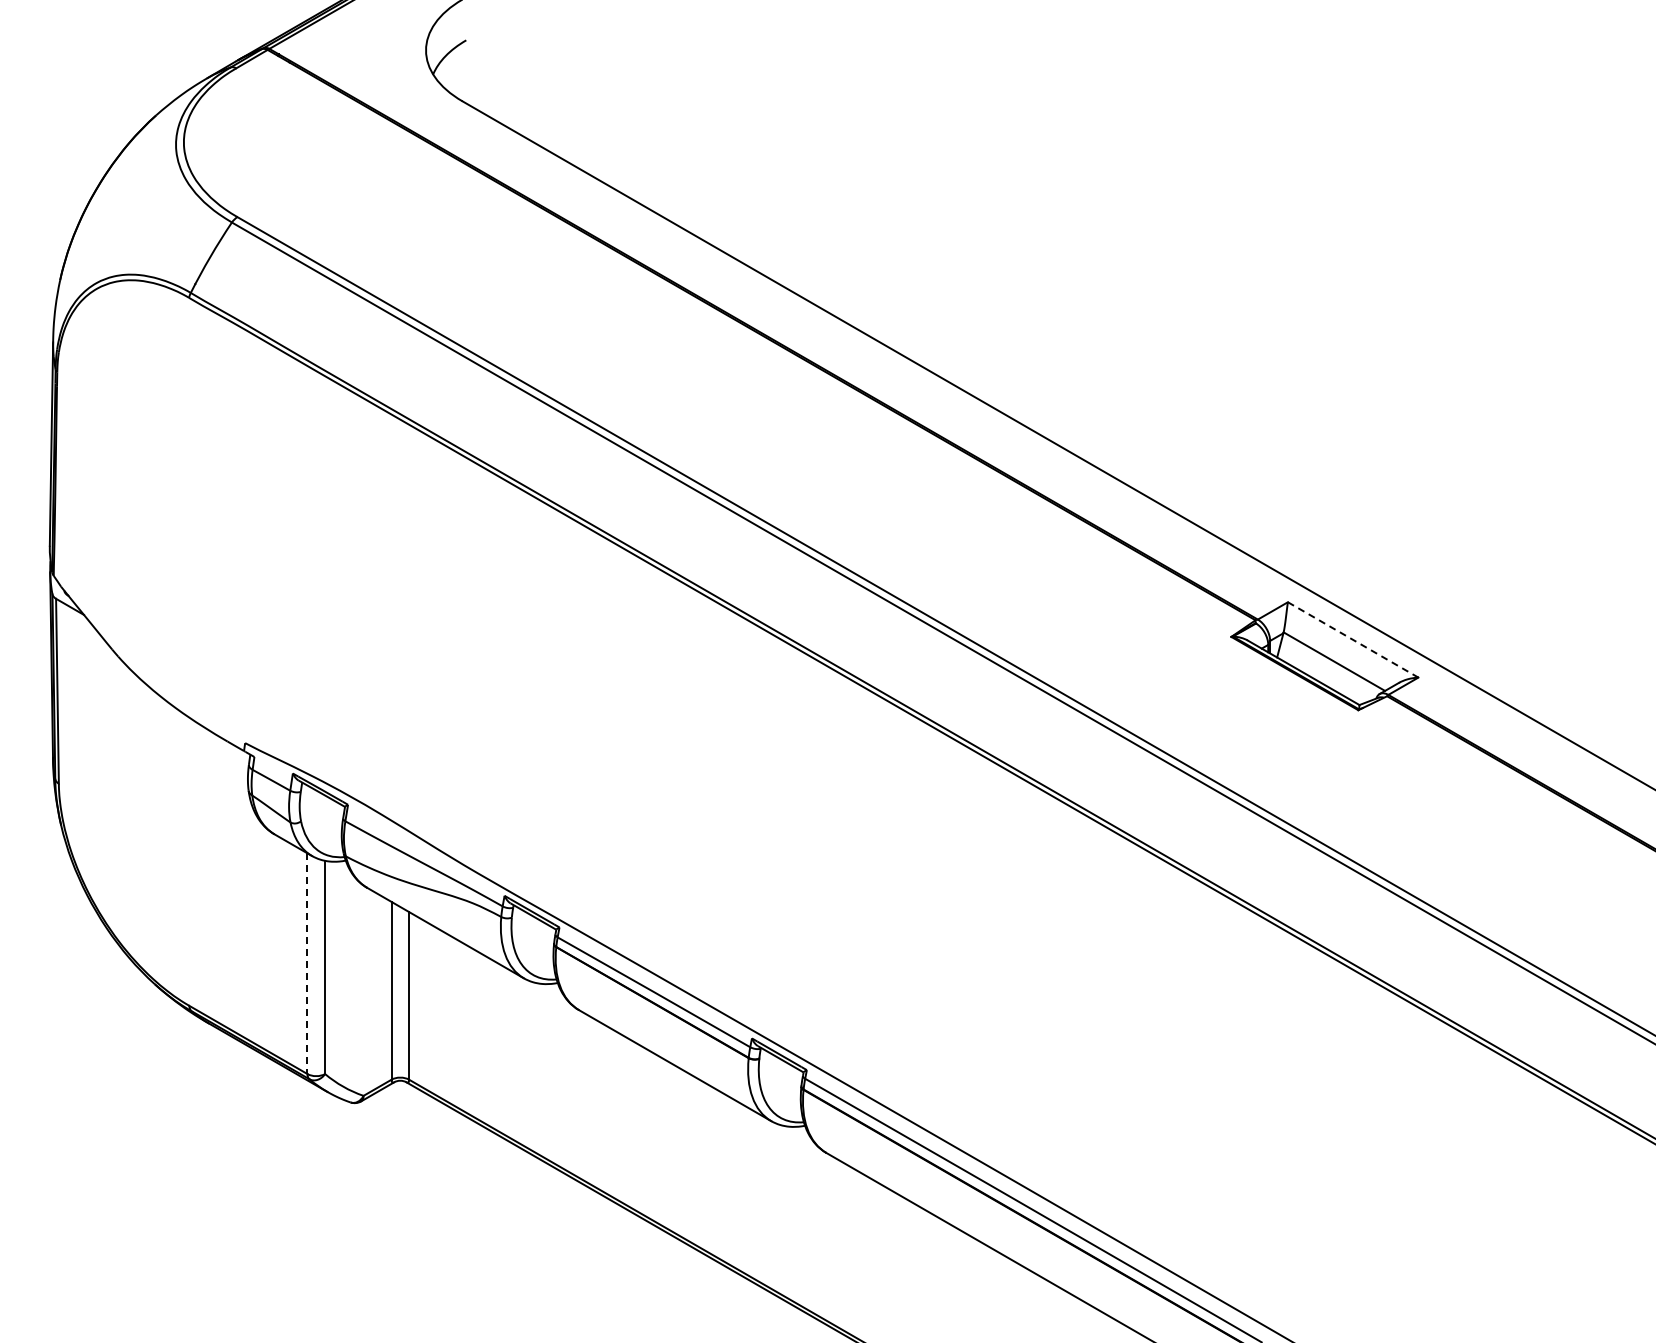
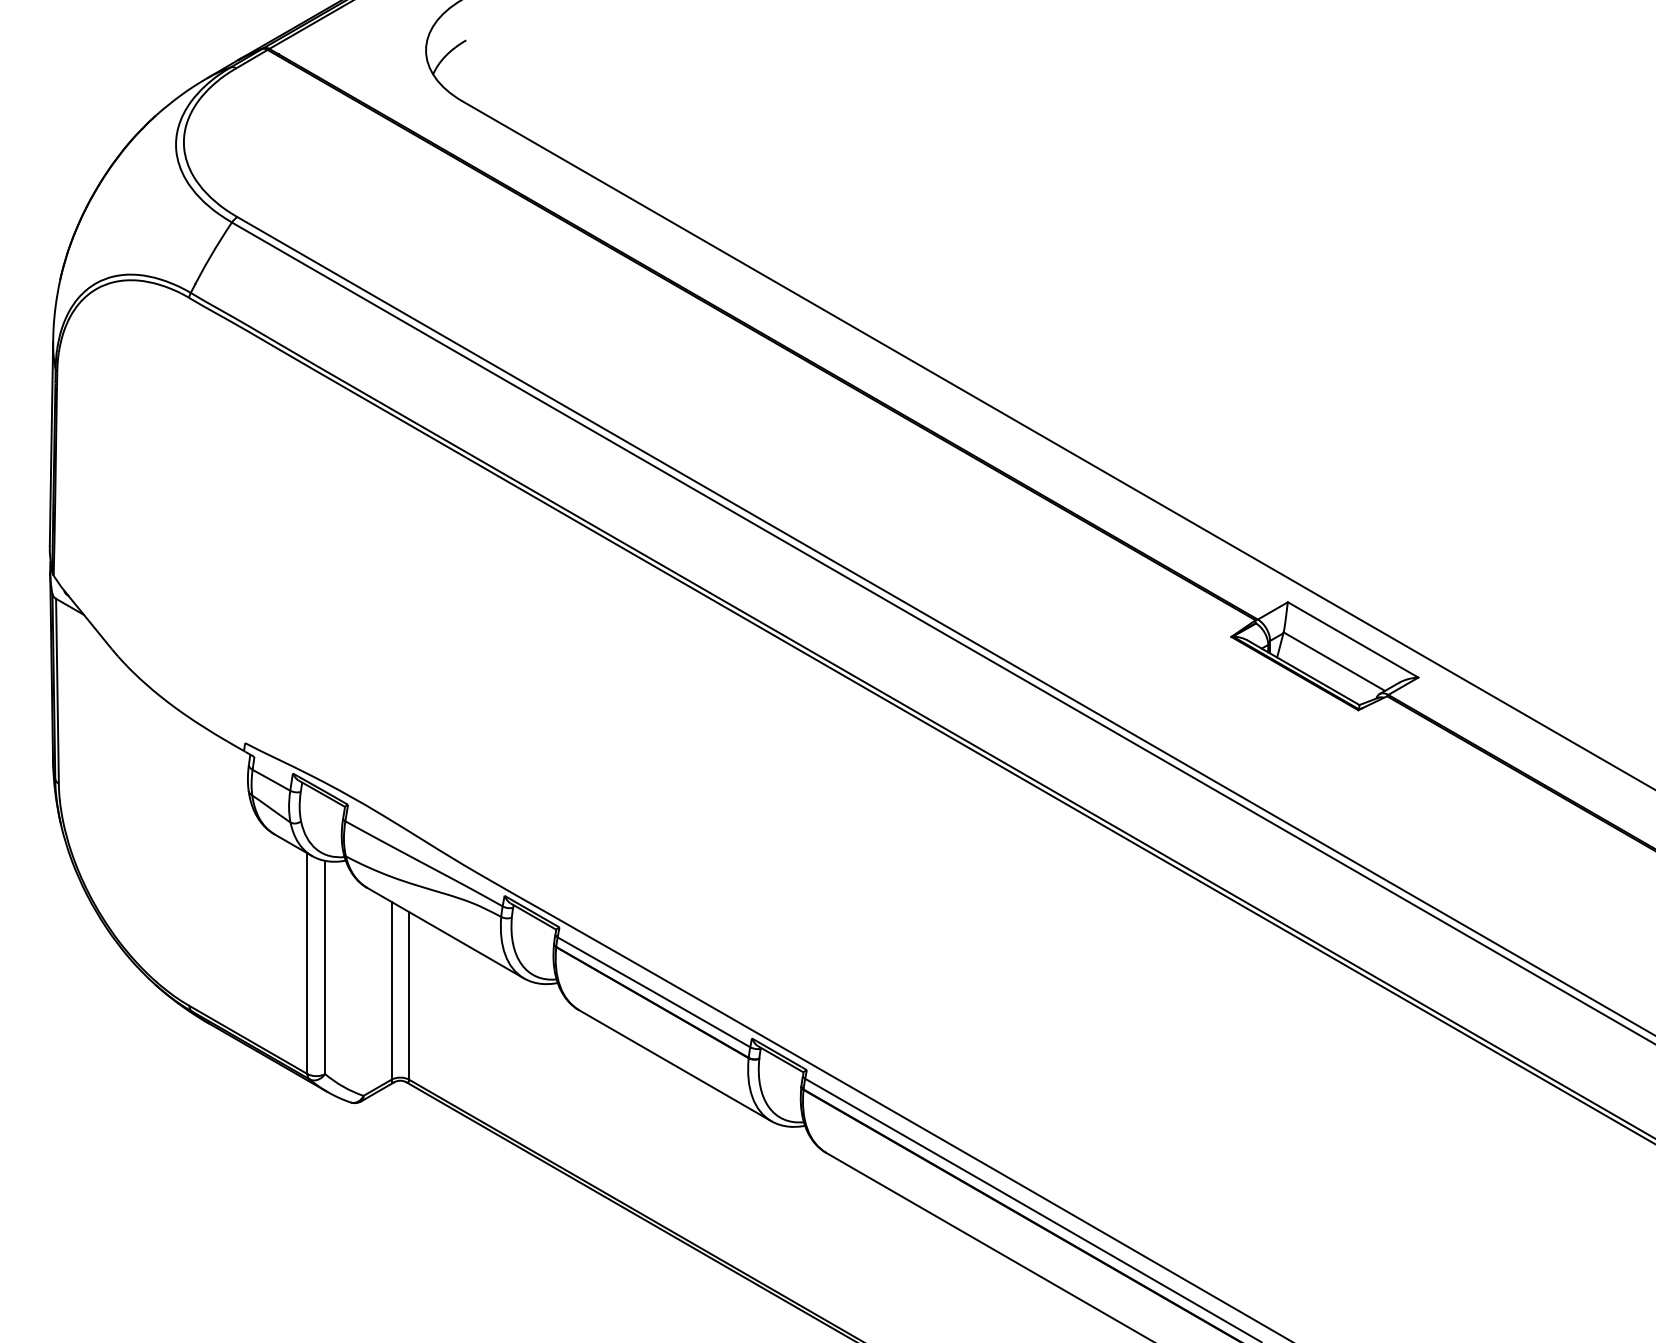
line: dashed -> solid (1353, 640)
line: dashed -> solid (307, 964)
